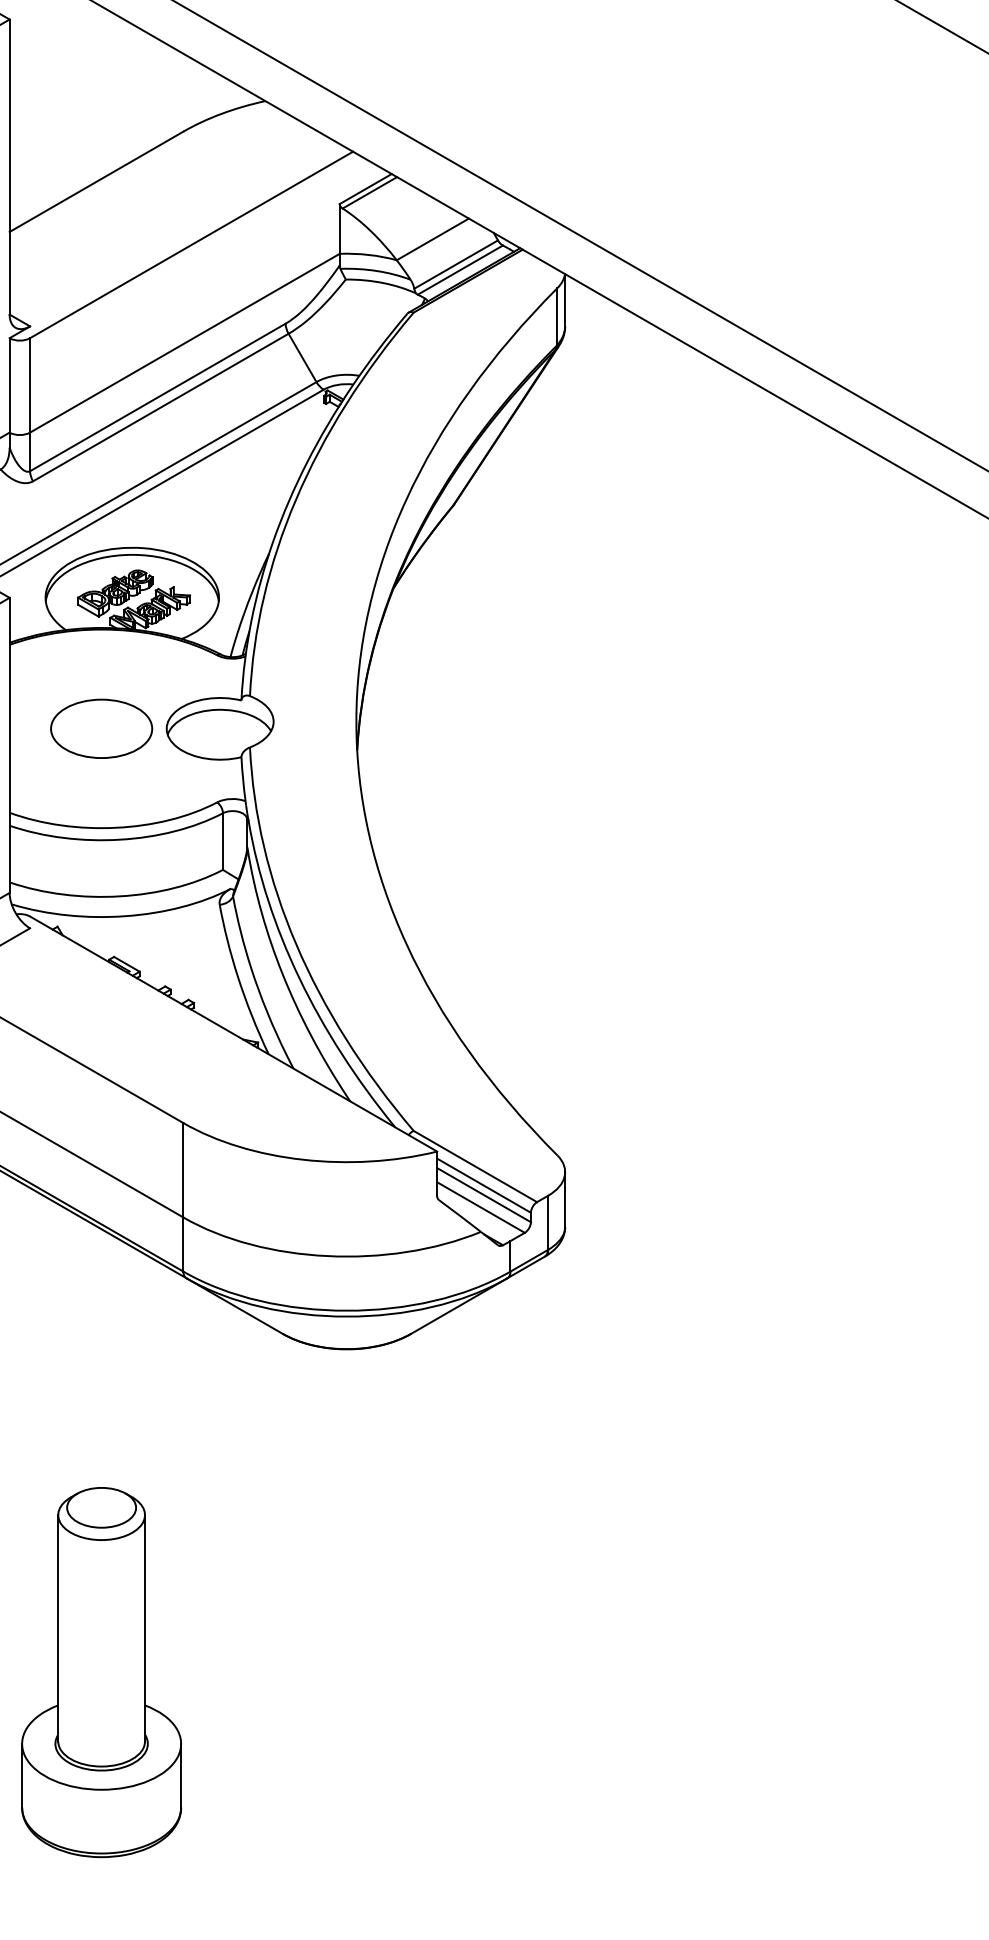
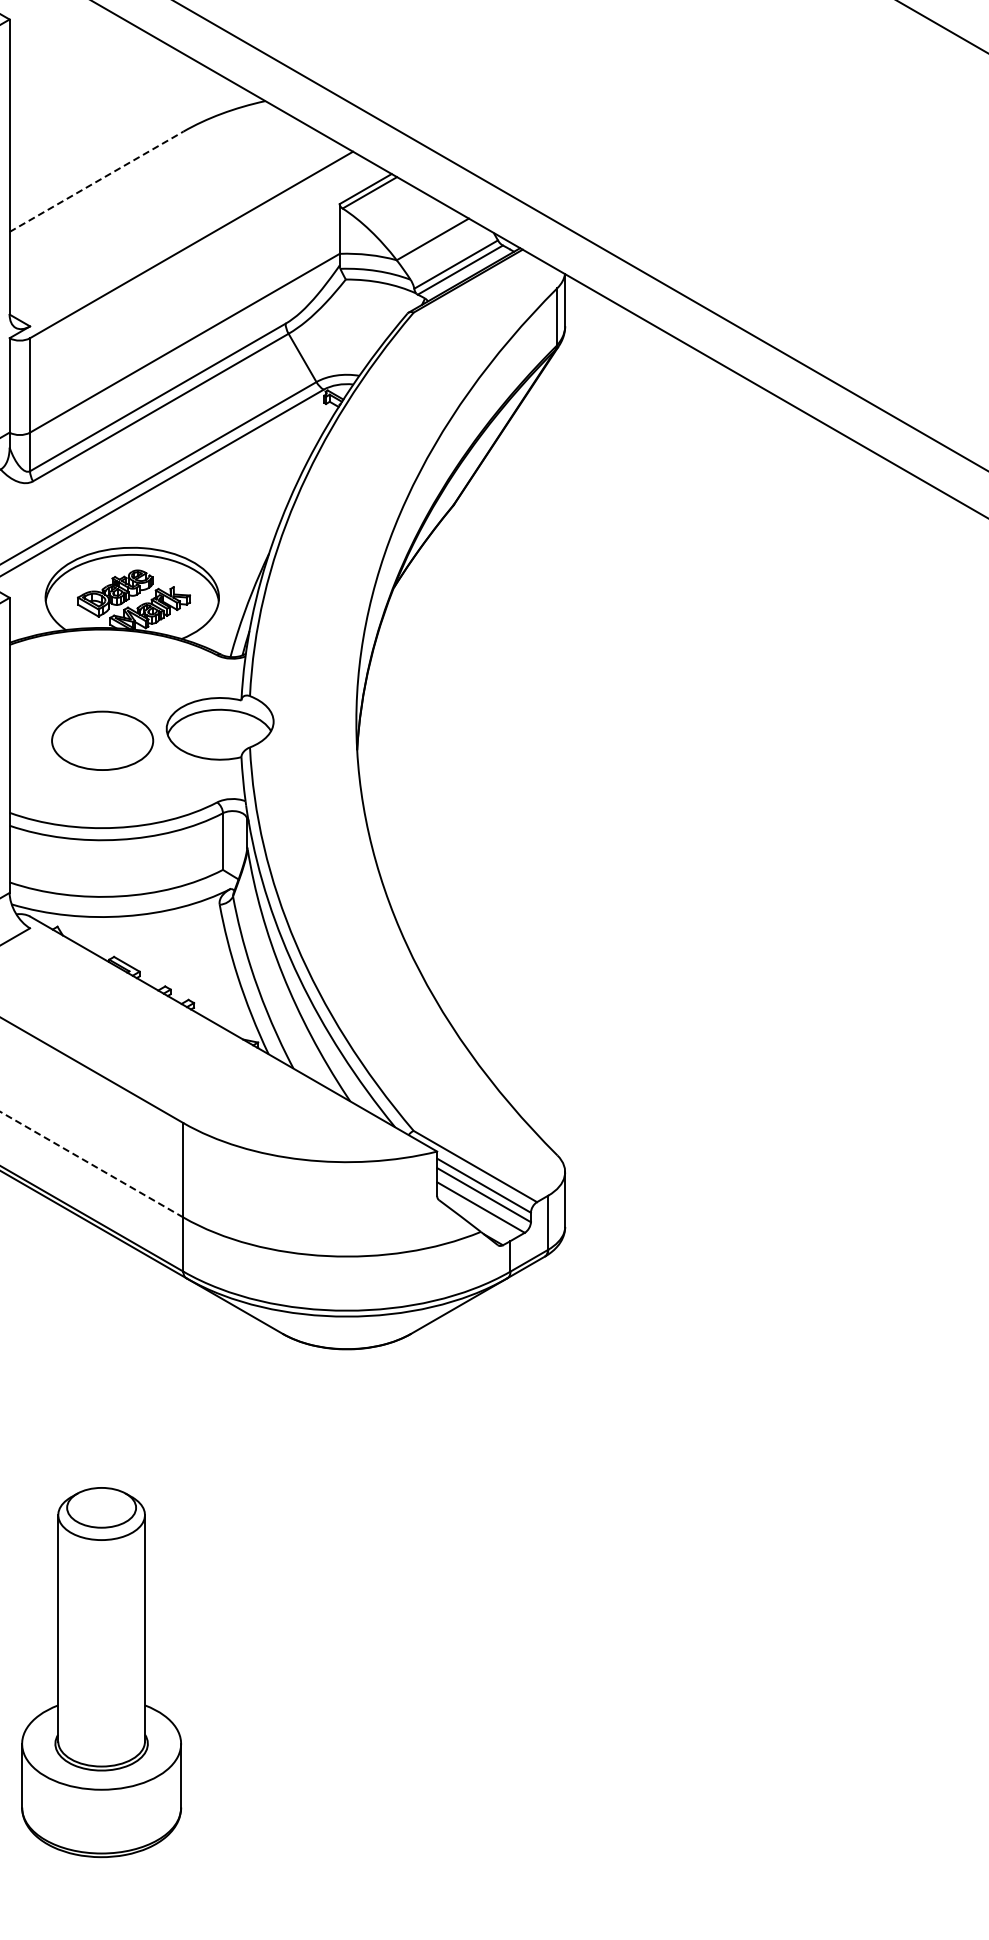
line: solid -> dashed (96, 181)
part position: (101, 728) -> (102, 740) (102, 740)
line: solid -> dashed (91, 1164)
